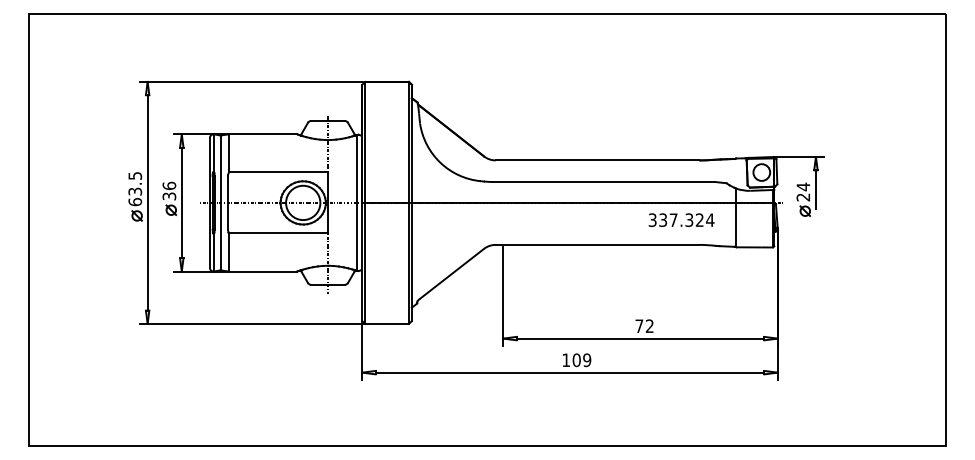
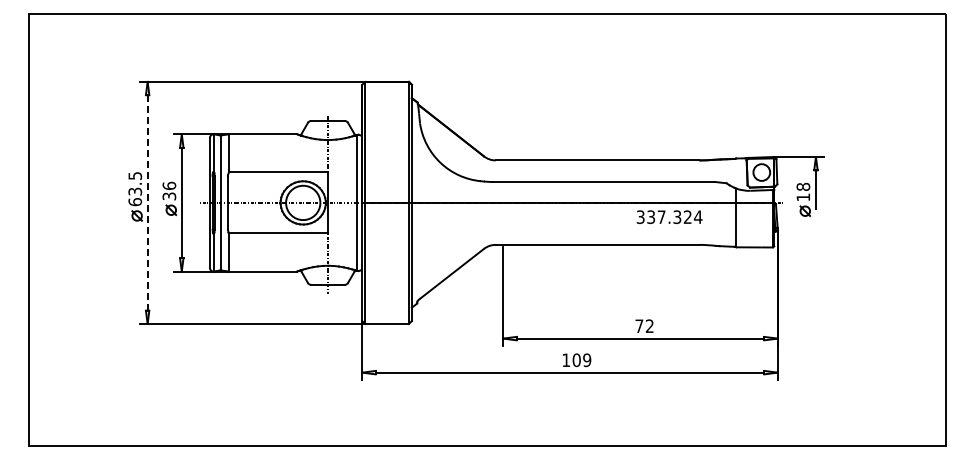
text: 24 -> 18 (803, 191)
line: solid -> dashed (147, 202)
text position: (681, 219) -> (669, 216) (669, 216)
